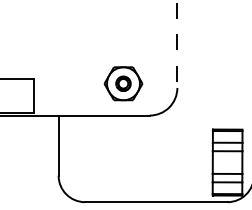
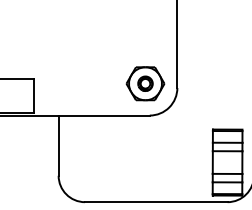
line: dashed -> solid (177, 44)
part position: (123, 83) -> (145, 83) (145, 83)
